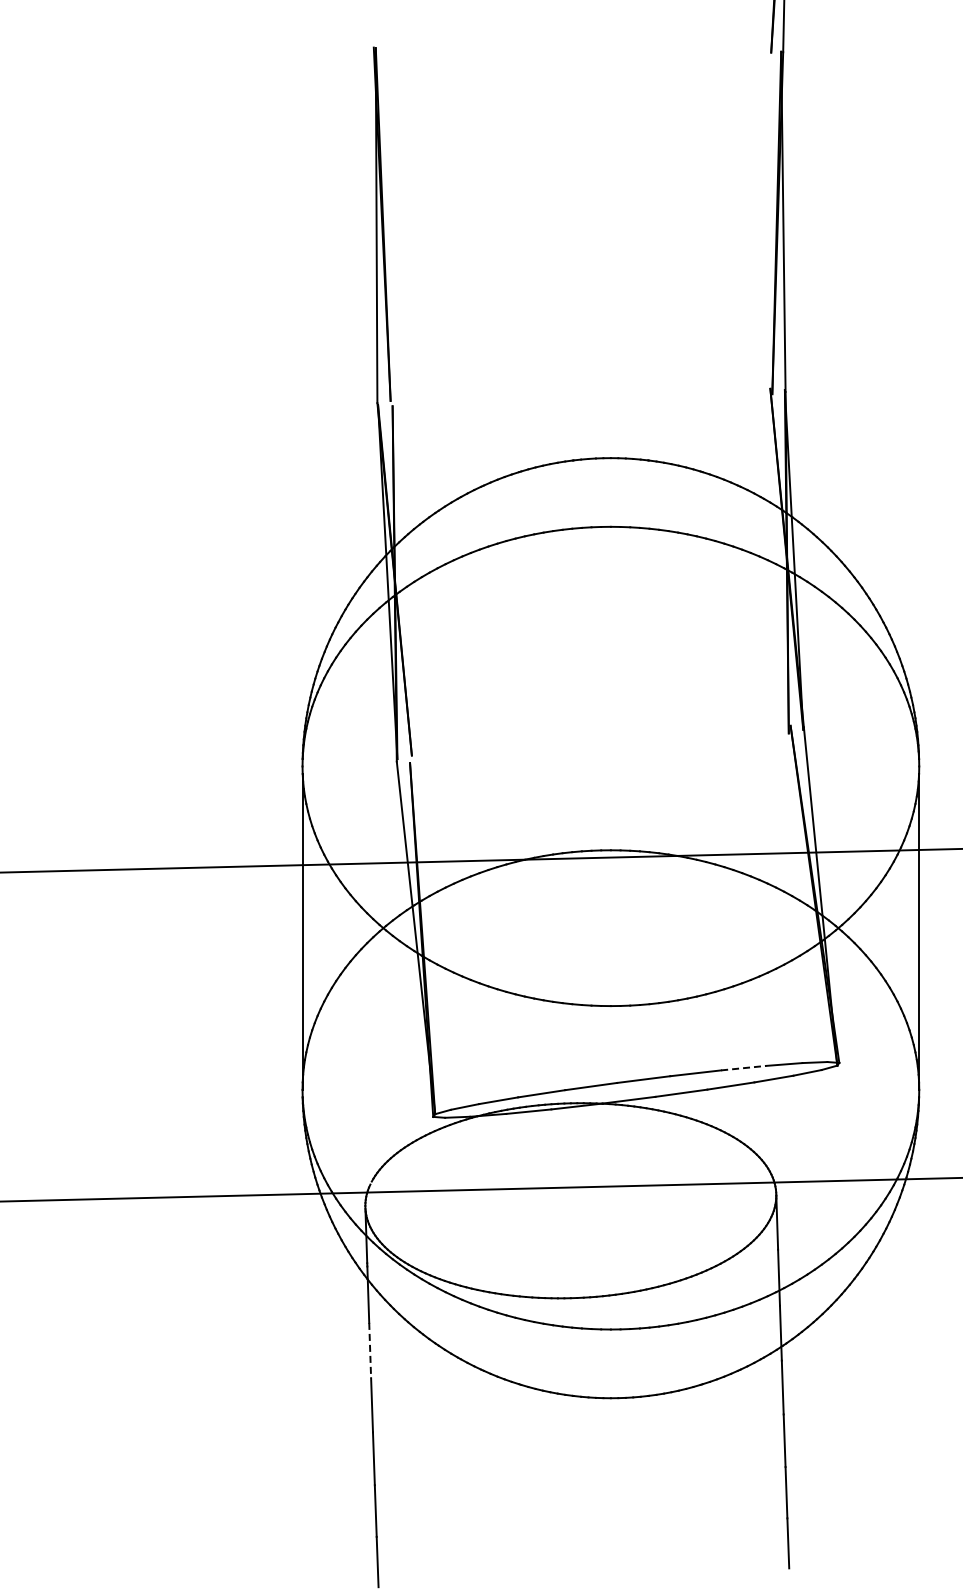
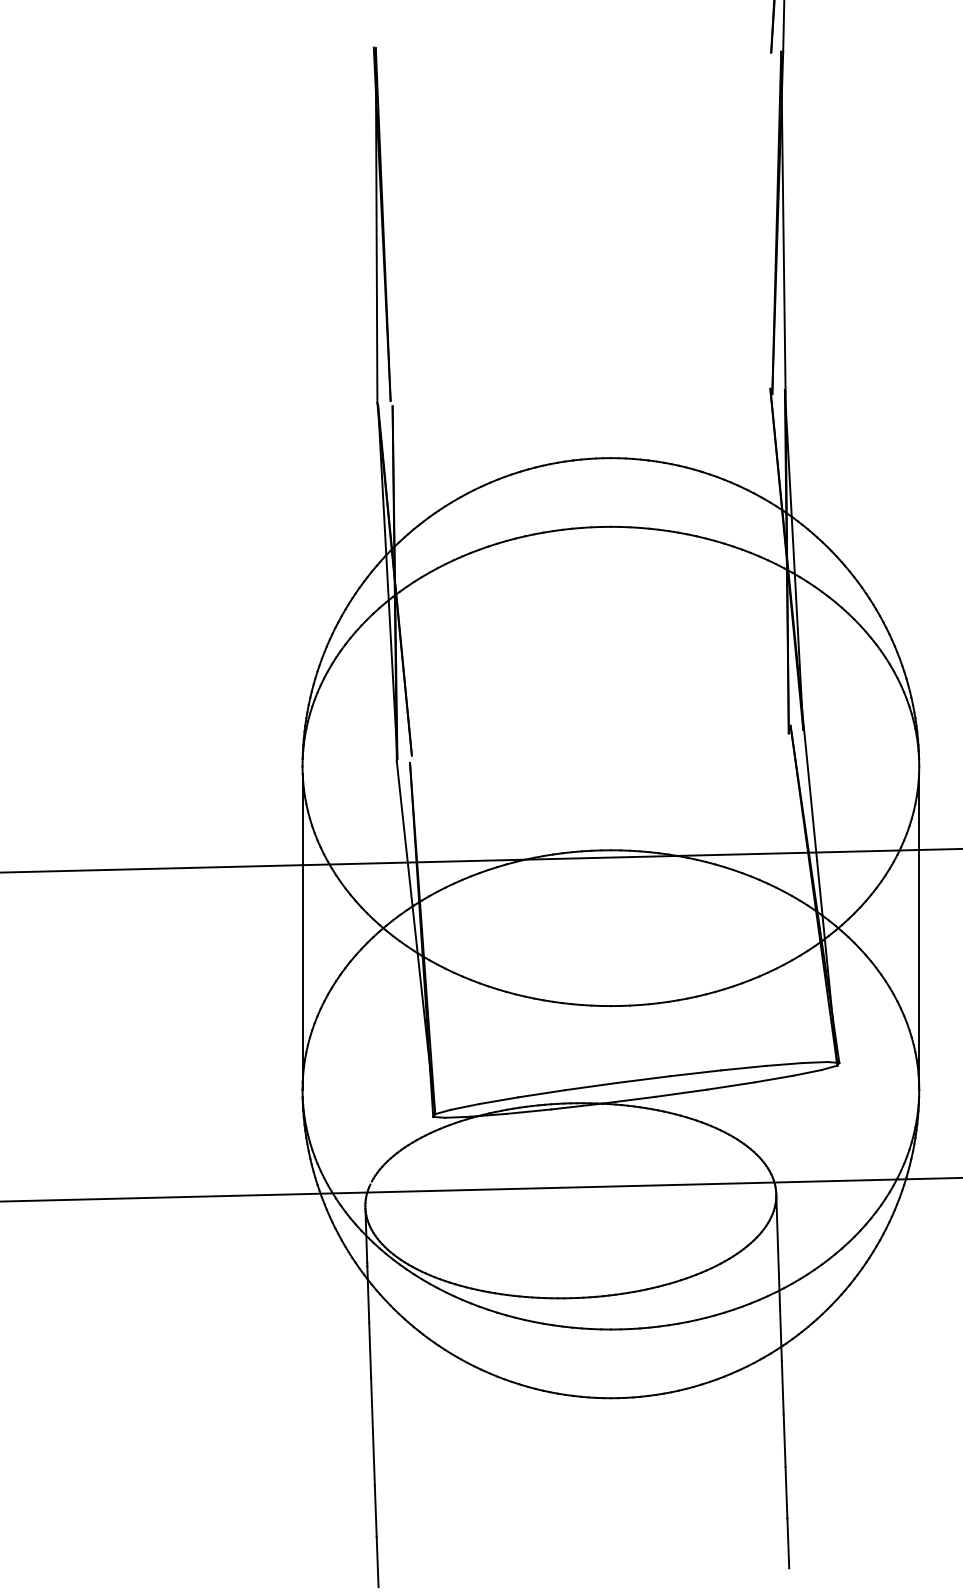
line: dashed -> solid (743, 1068)
line: dashed -> solid (370, 1350)
